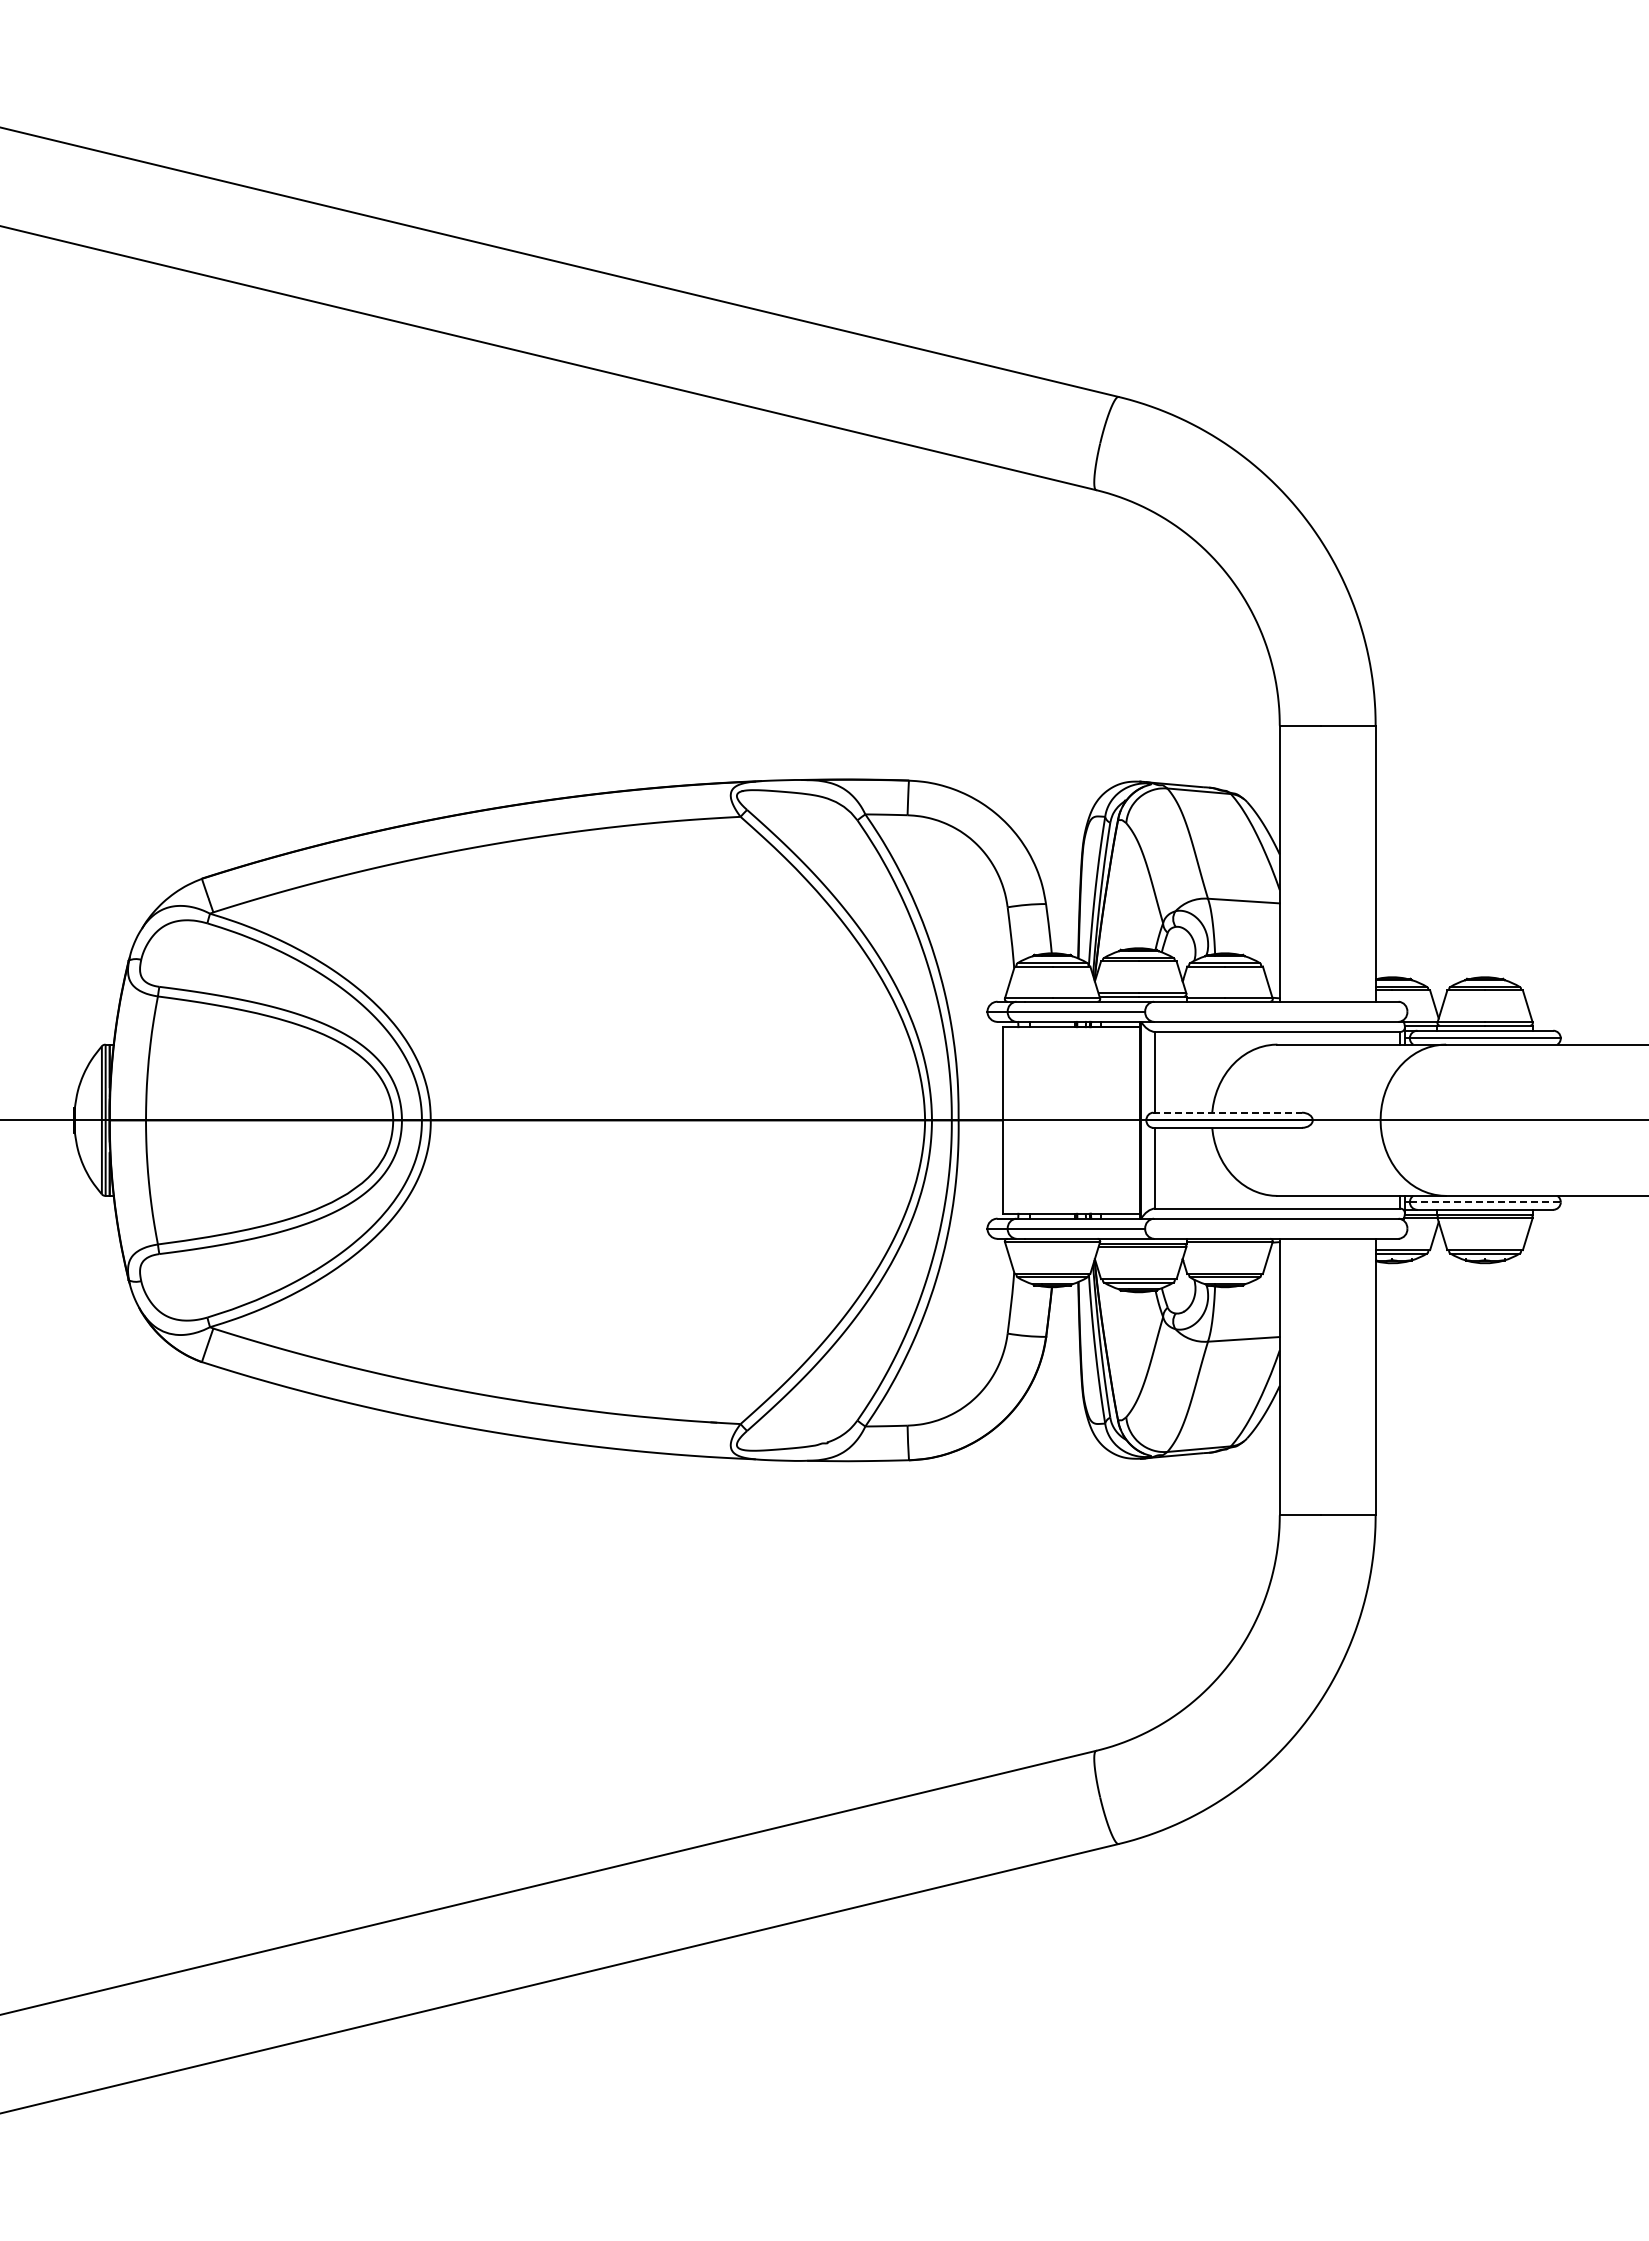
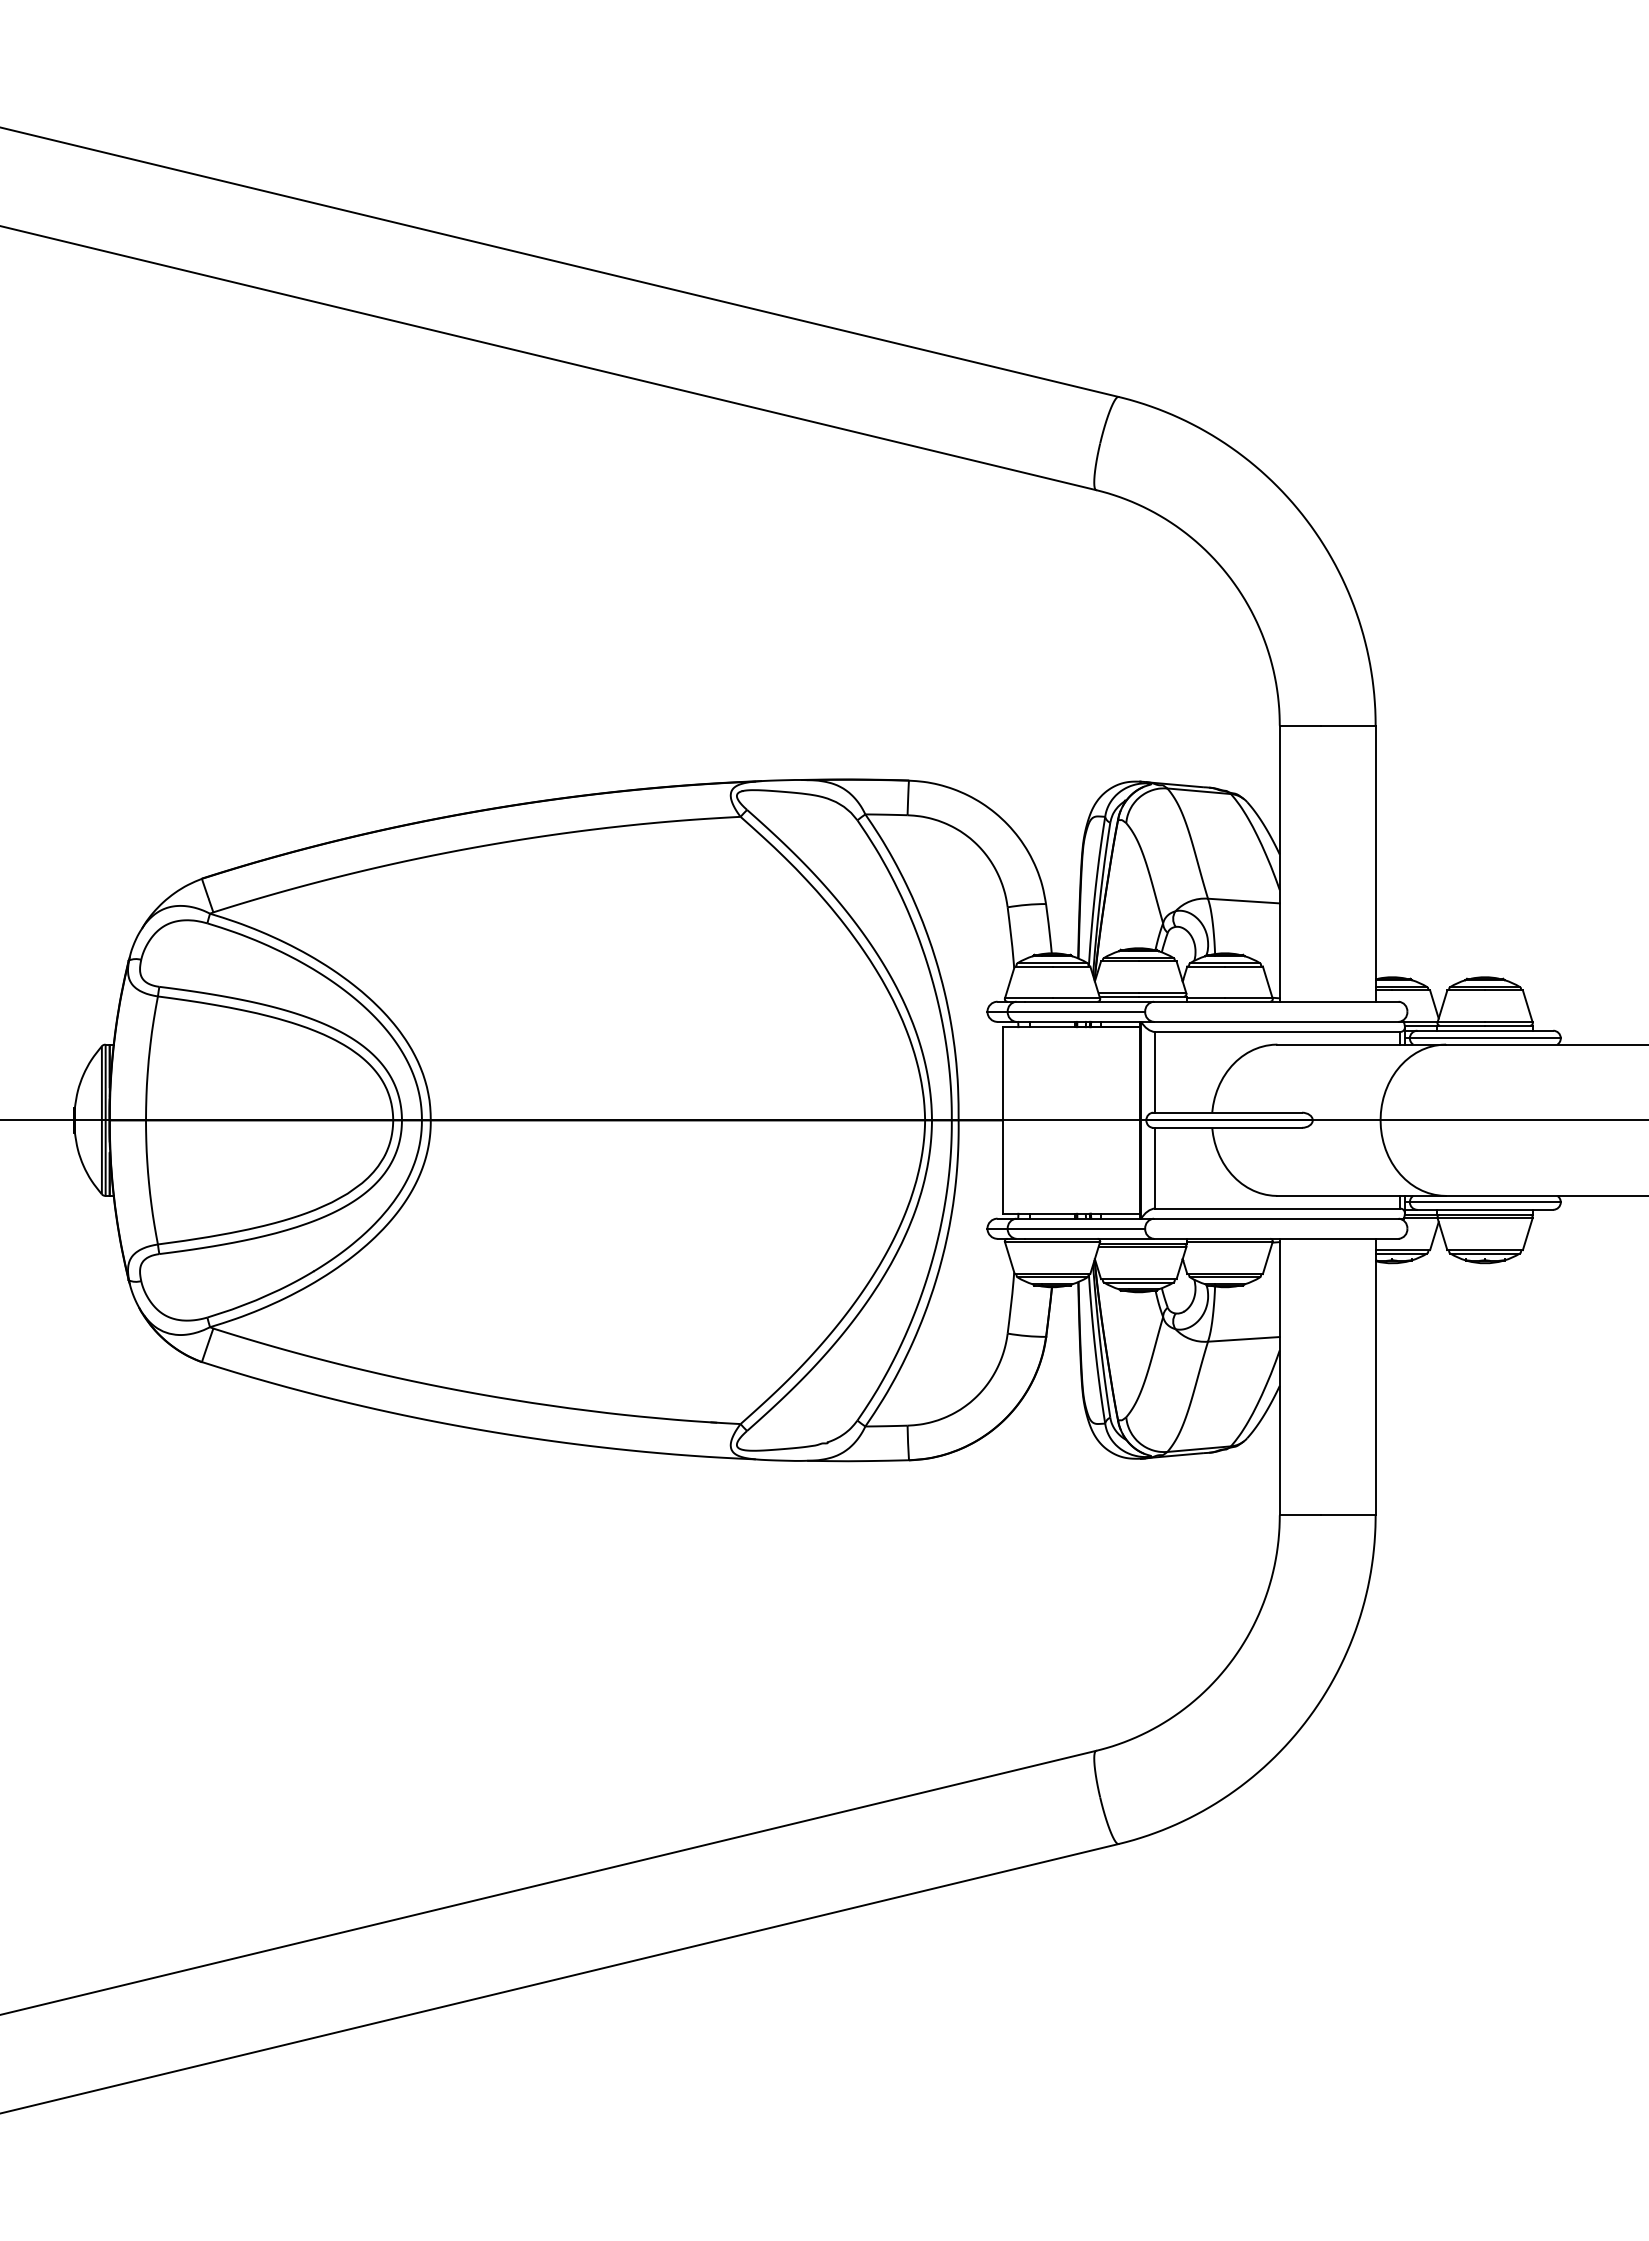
line: dashed -> solid (1228, 1112)
line: dashed -> solid (1485, 1202)
